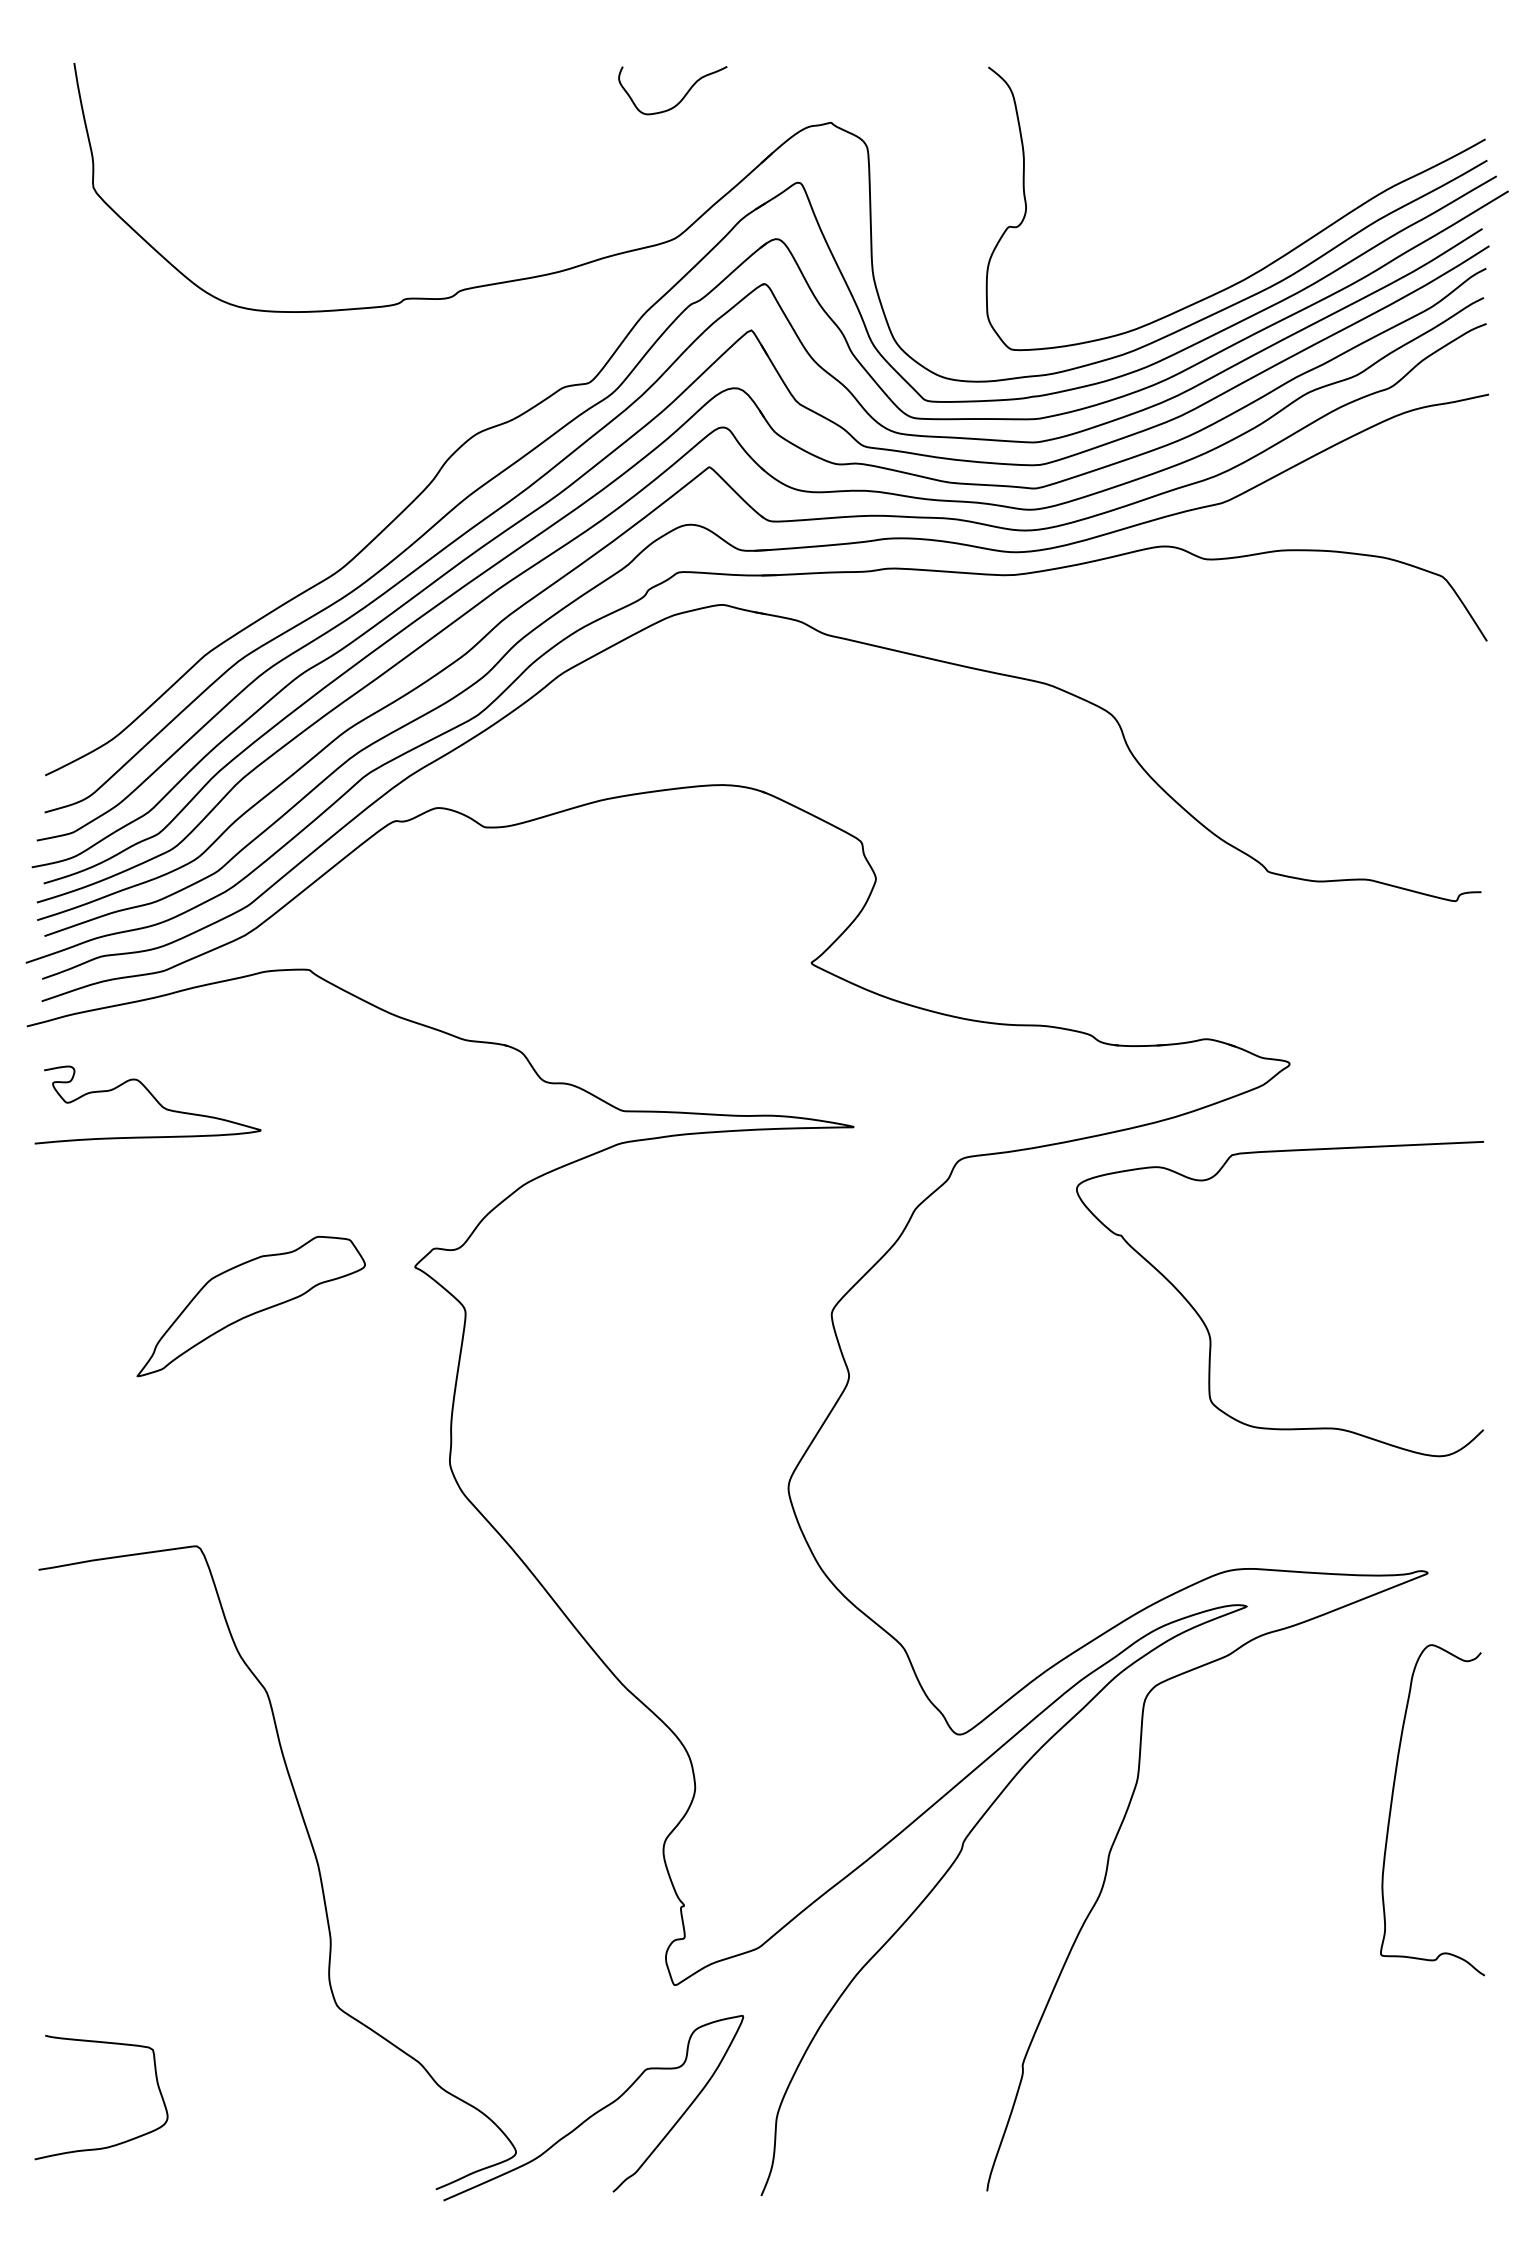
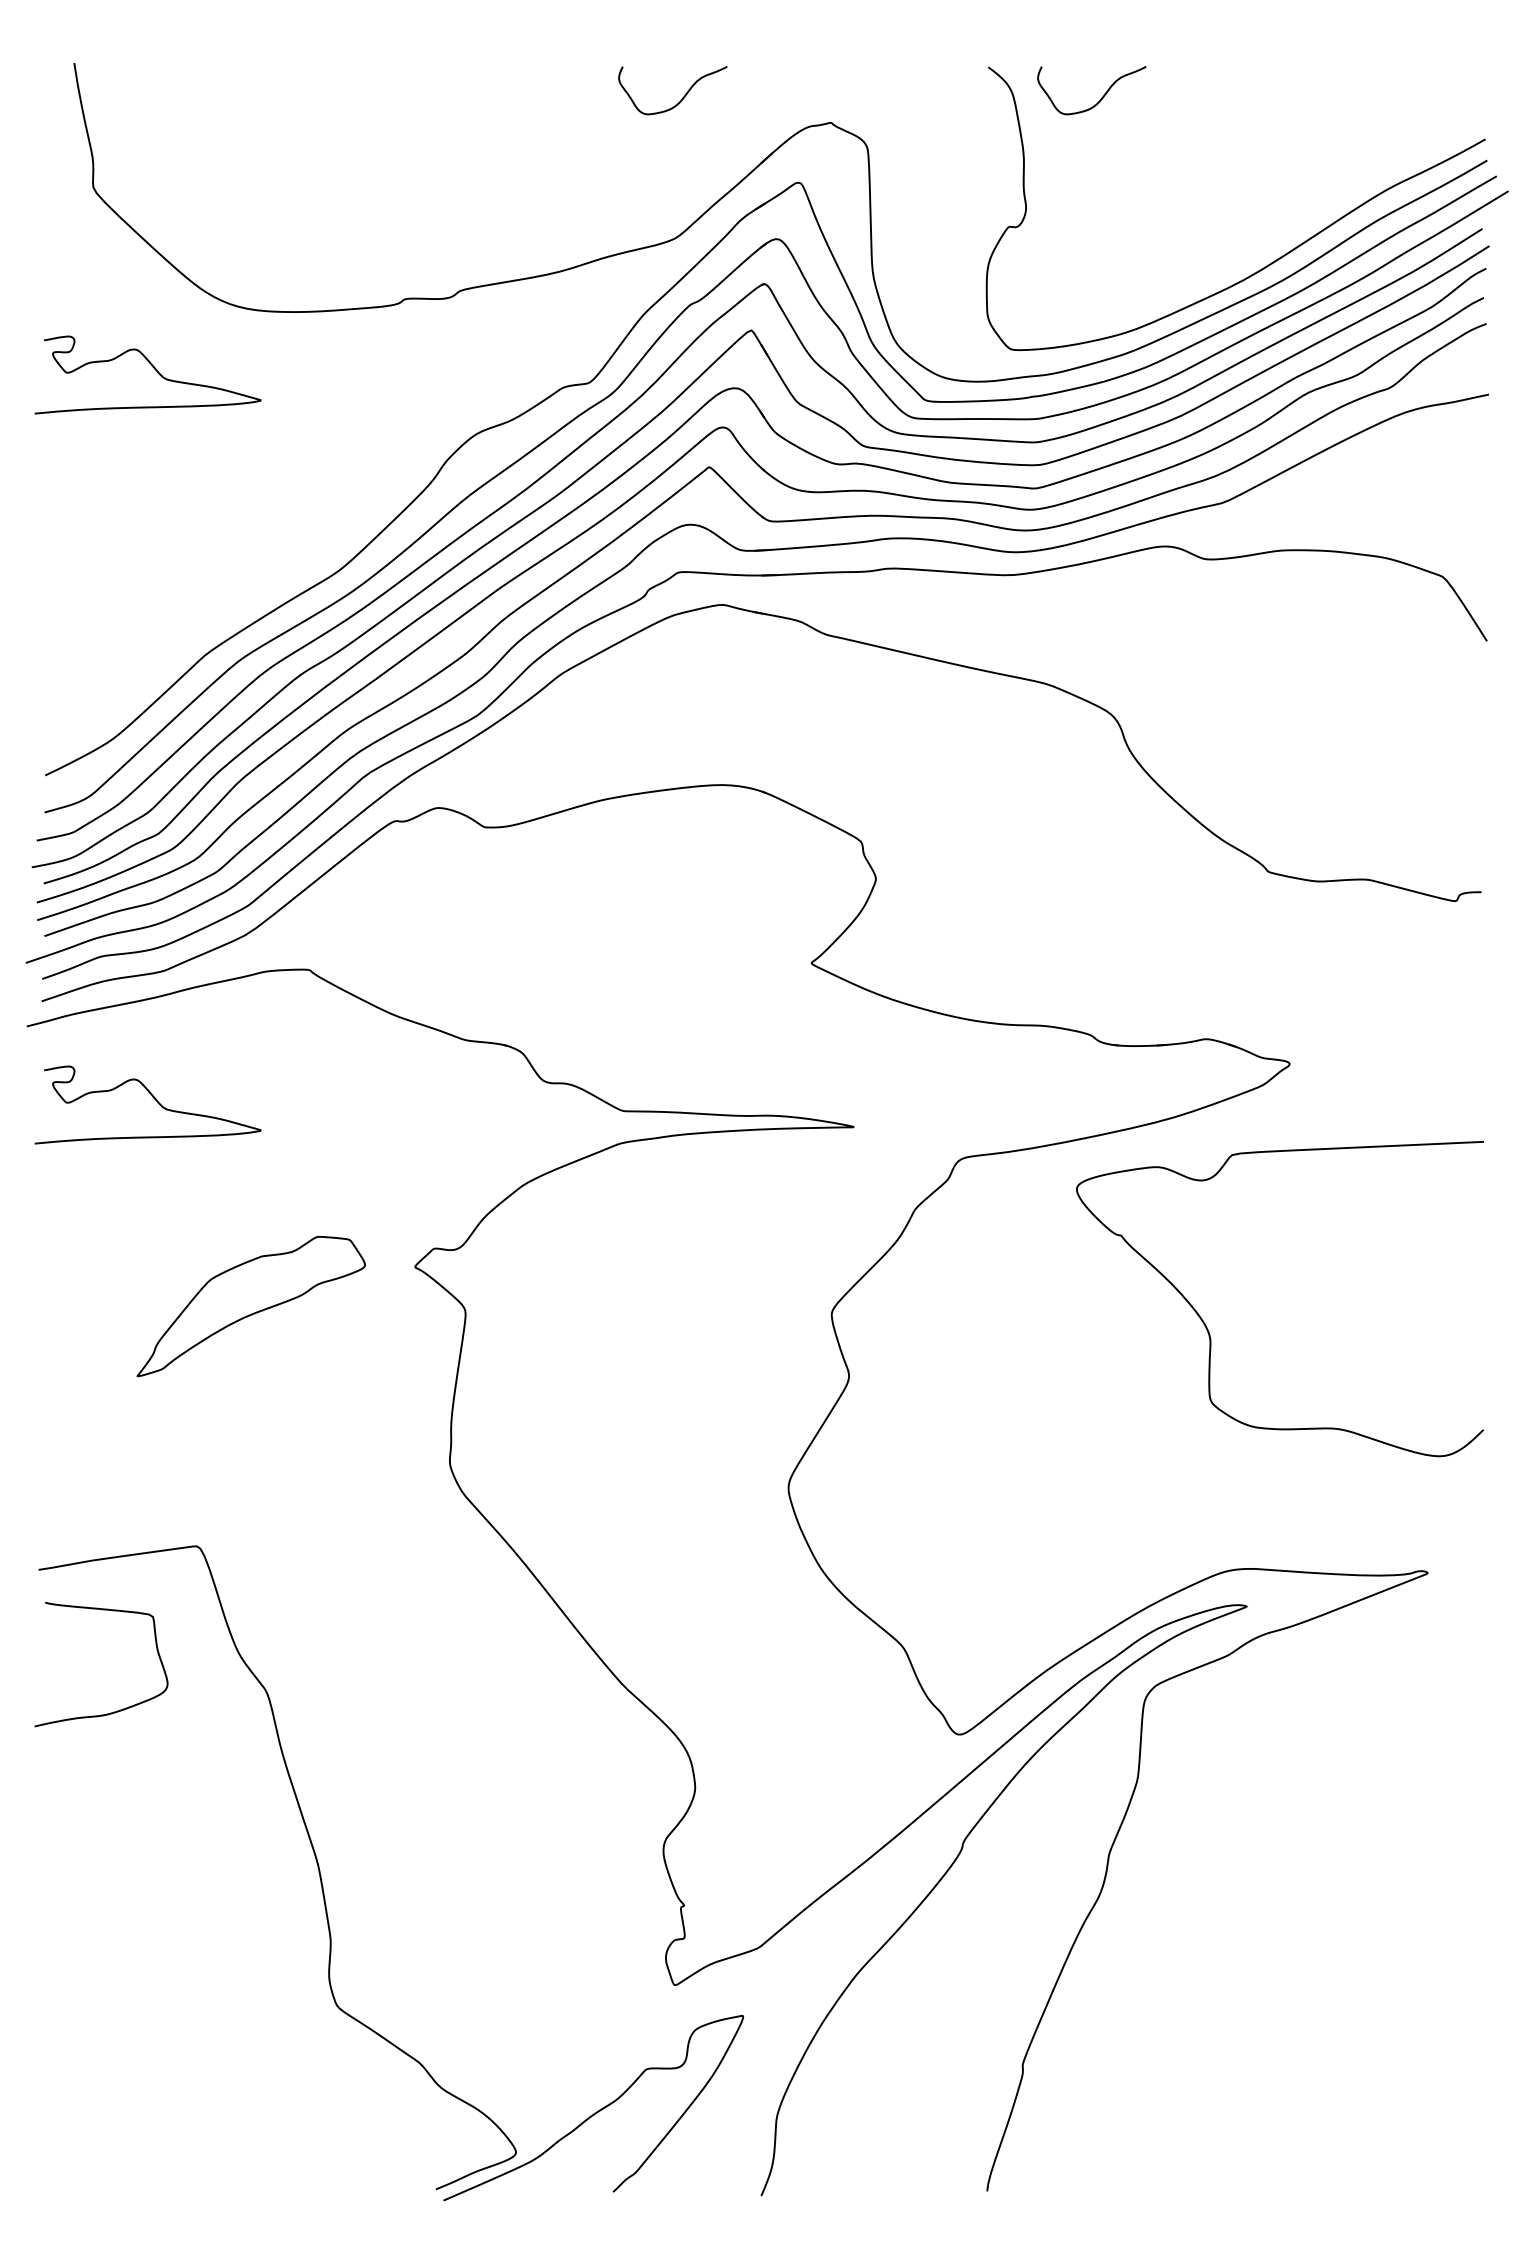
curve: none -> present (1100, 98)
curve: none -> present (153, 368)
curve: present -> none (1392, 1804)
curve position: (117, 2143) -> (117, 1710) (117, 1710)
